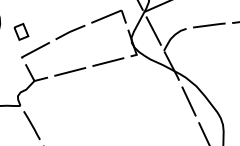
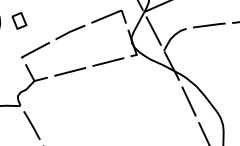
part position: (21, 31) -> (19, 20) (19, 20)
